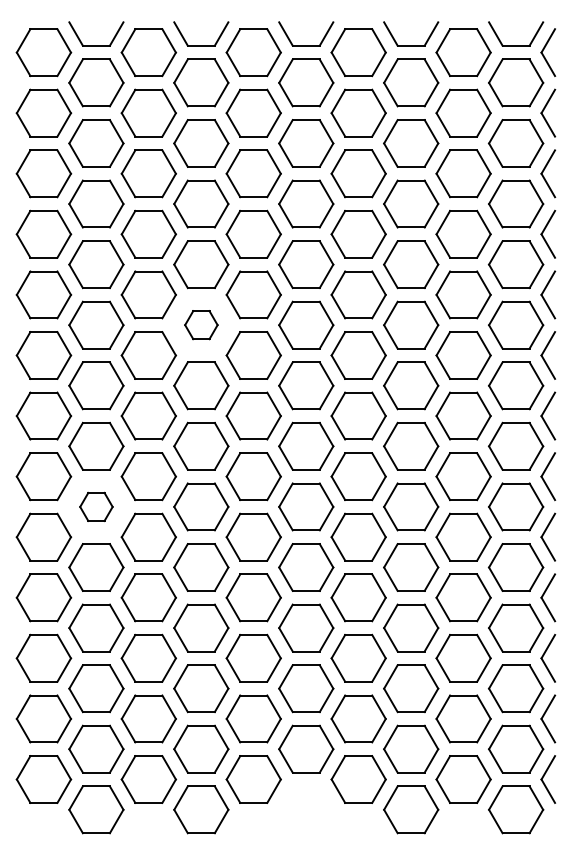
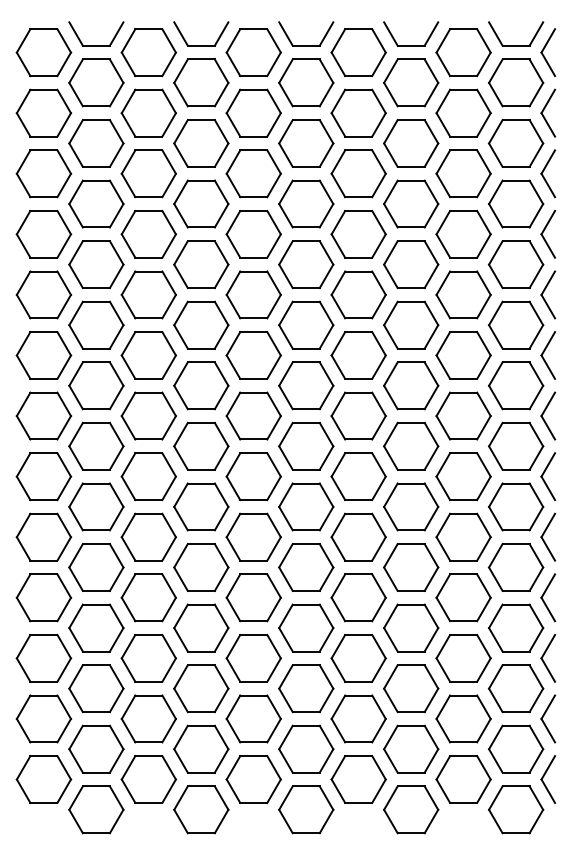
part size: 35x31 px -> 57x50 px (201, 324)
part size: 35x31 px -> 57x50 px (96, 506)
part: none -> present (306, 809)
